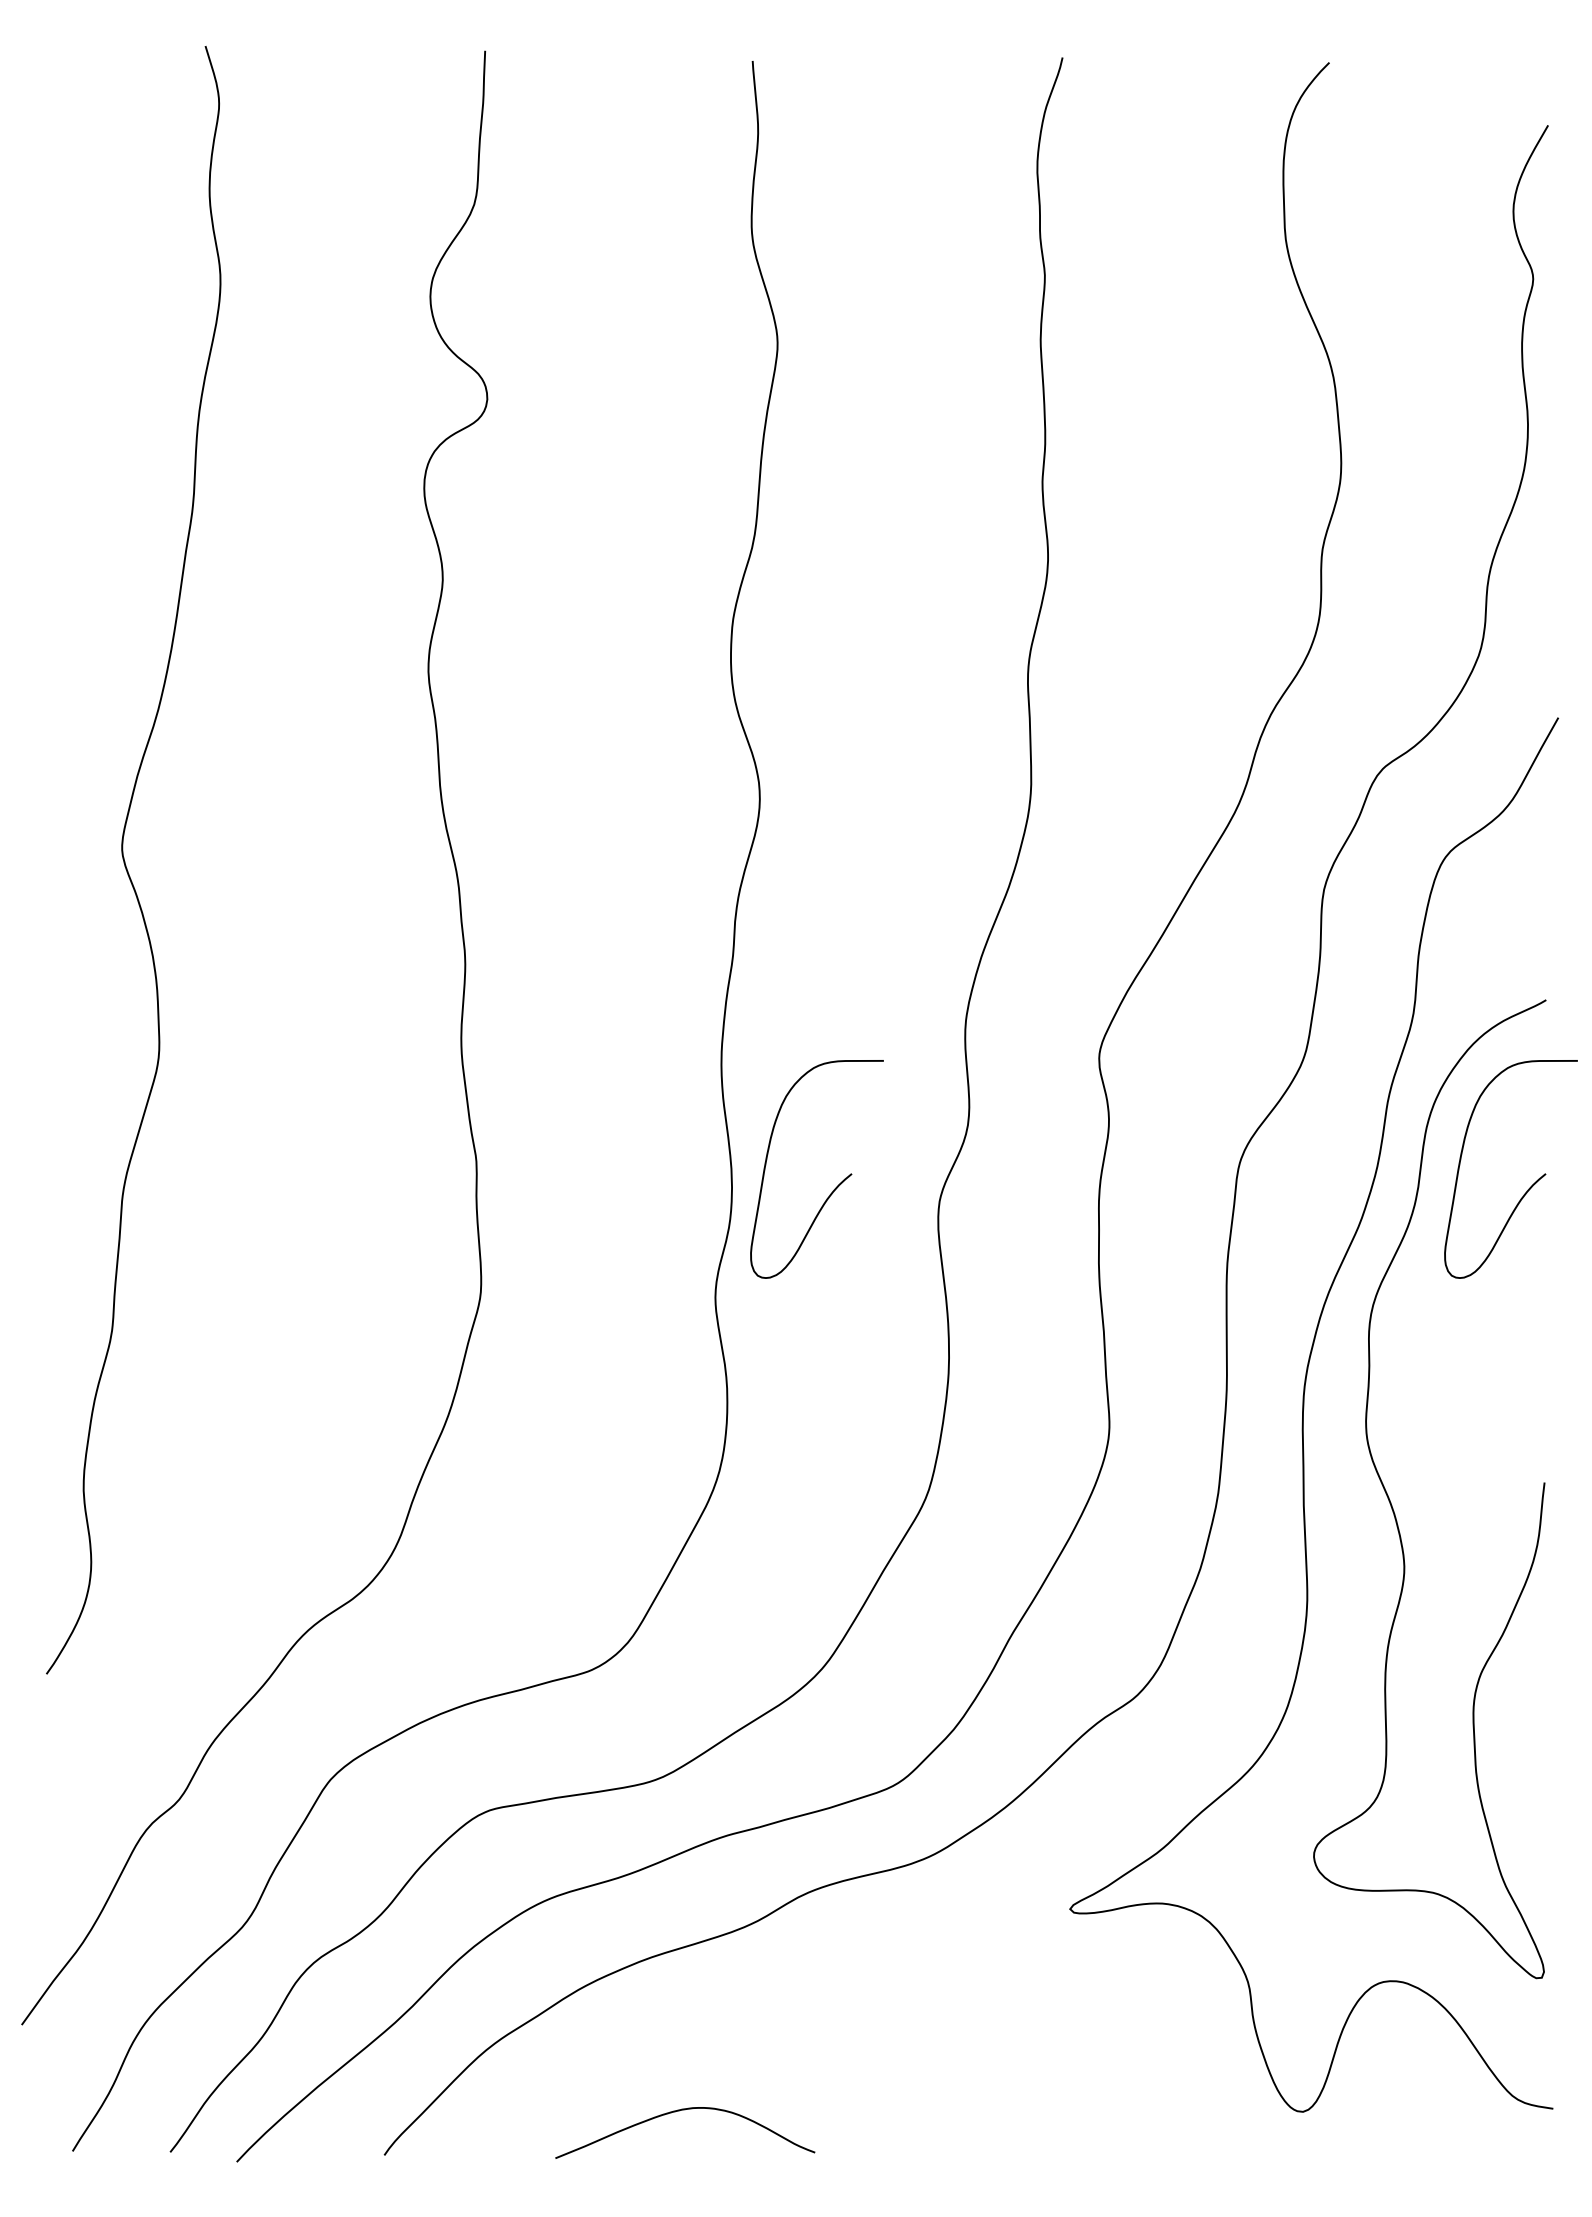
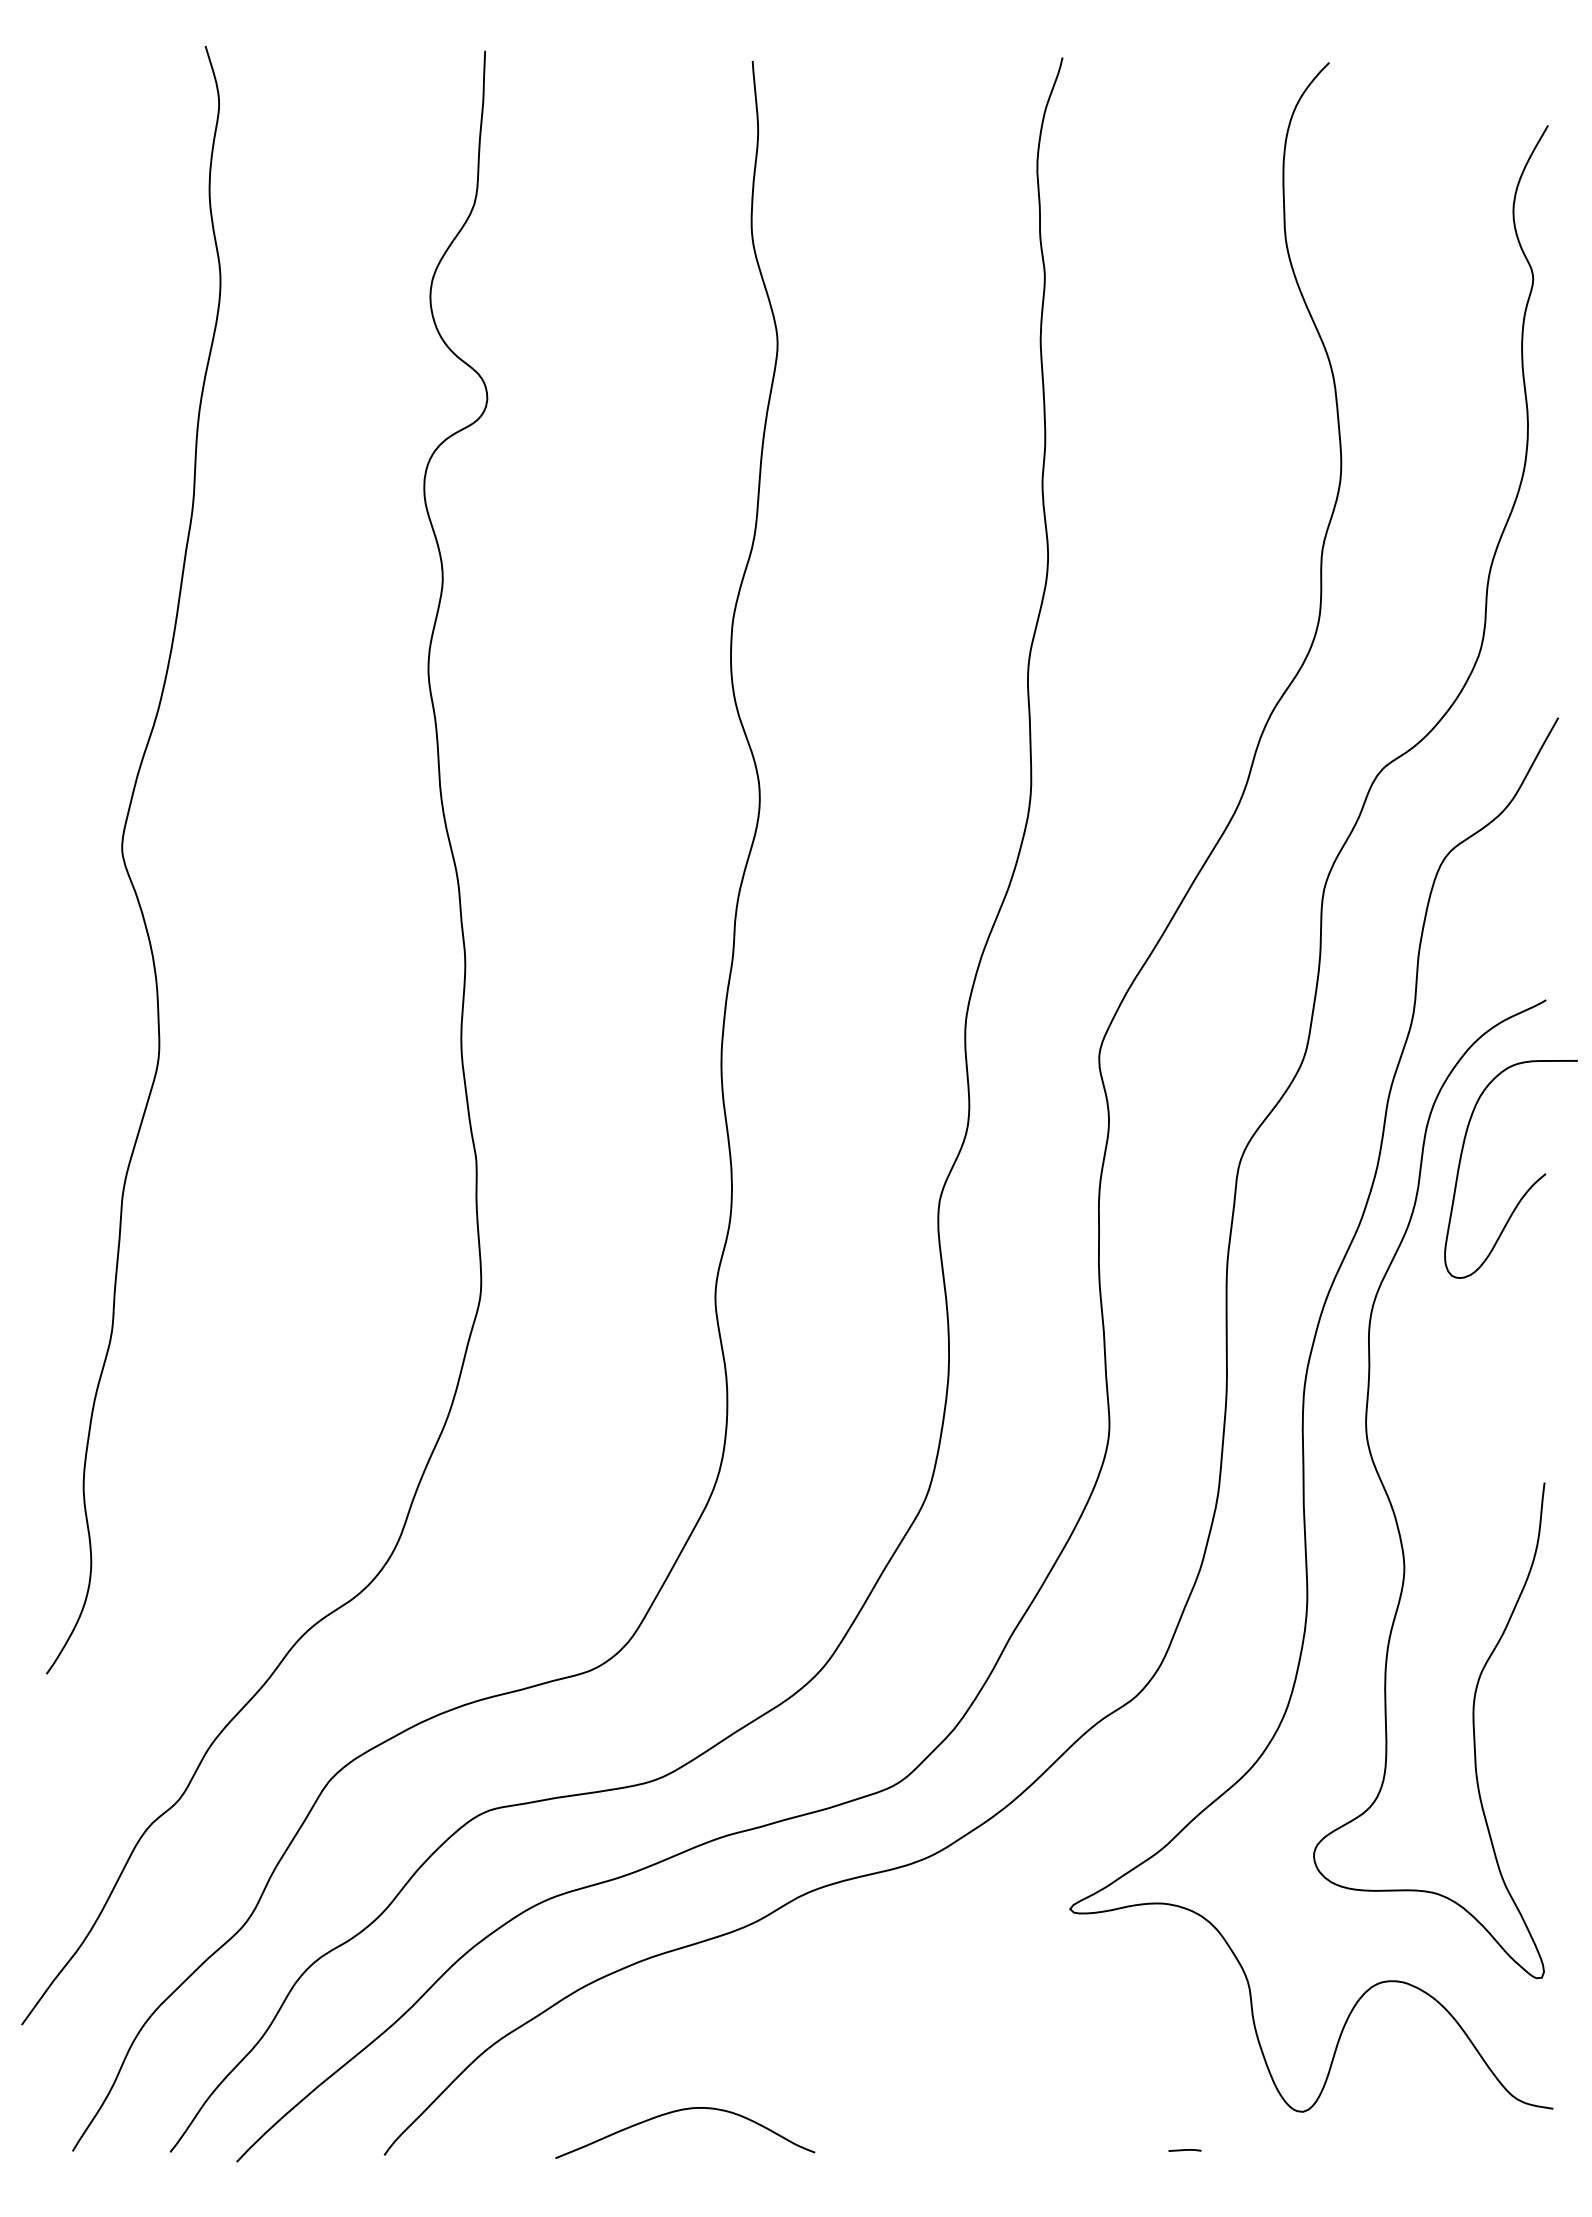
curve: present -> none (835, 1187)
line: none -> present (1184, 2150)
